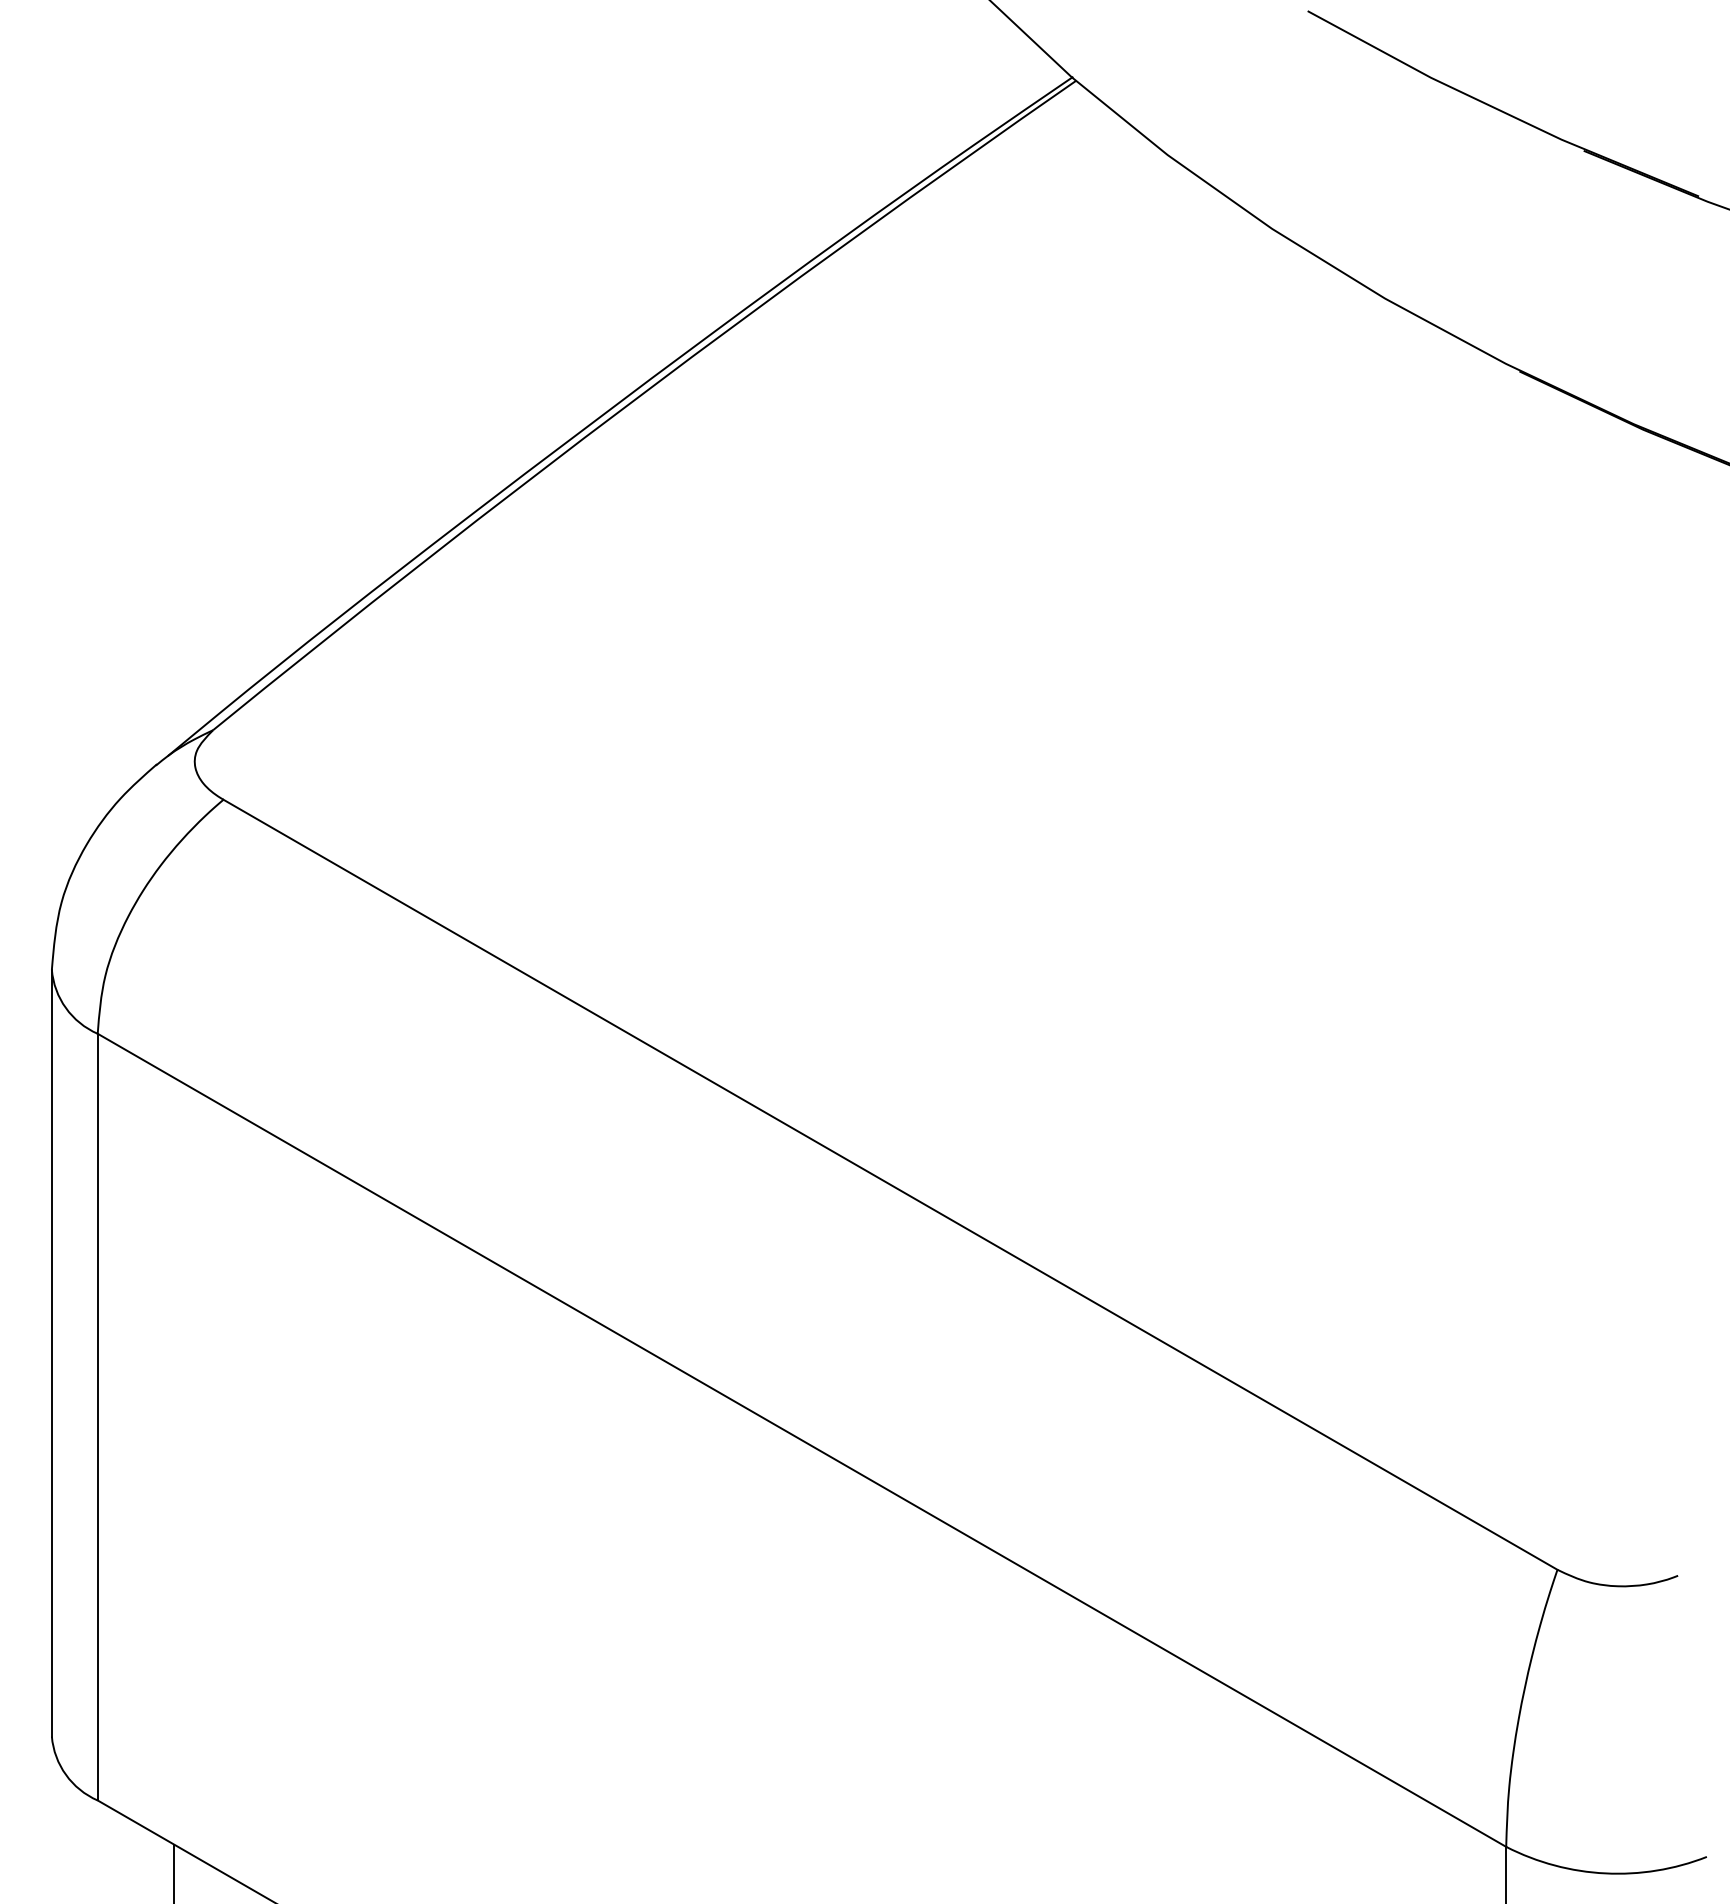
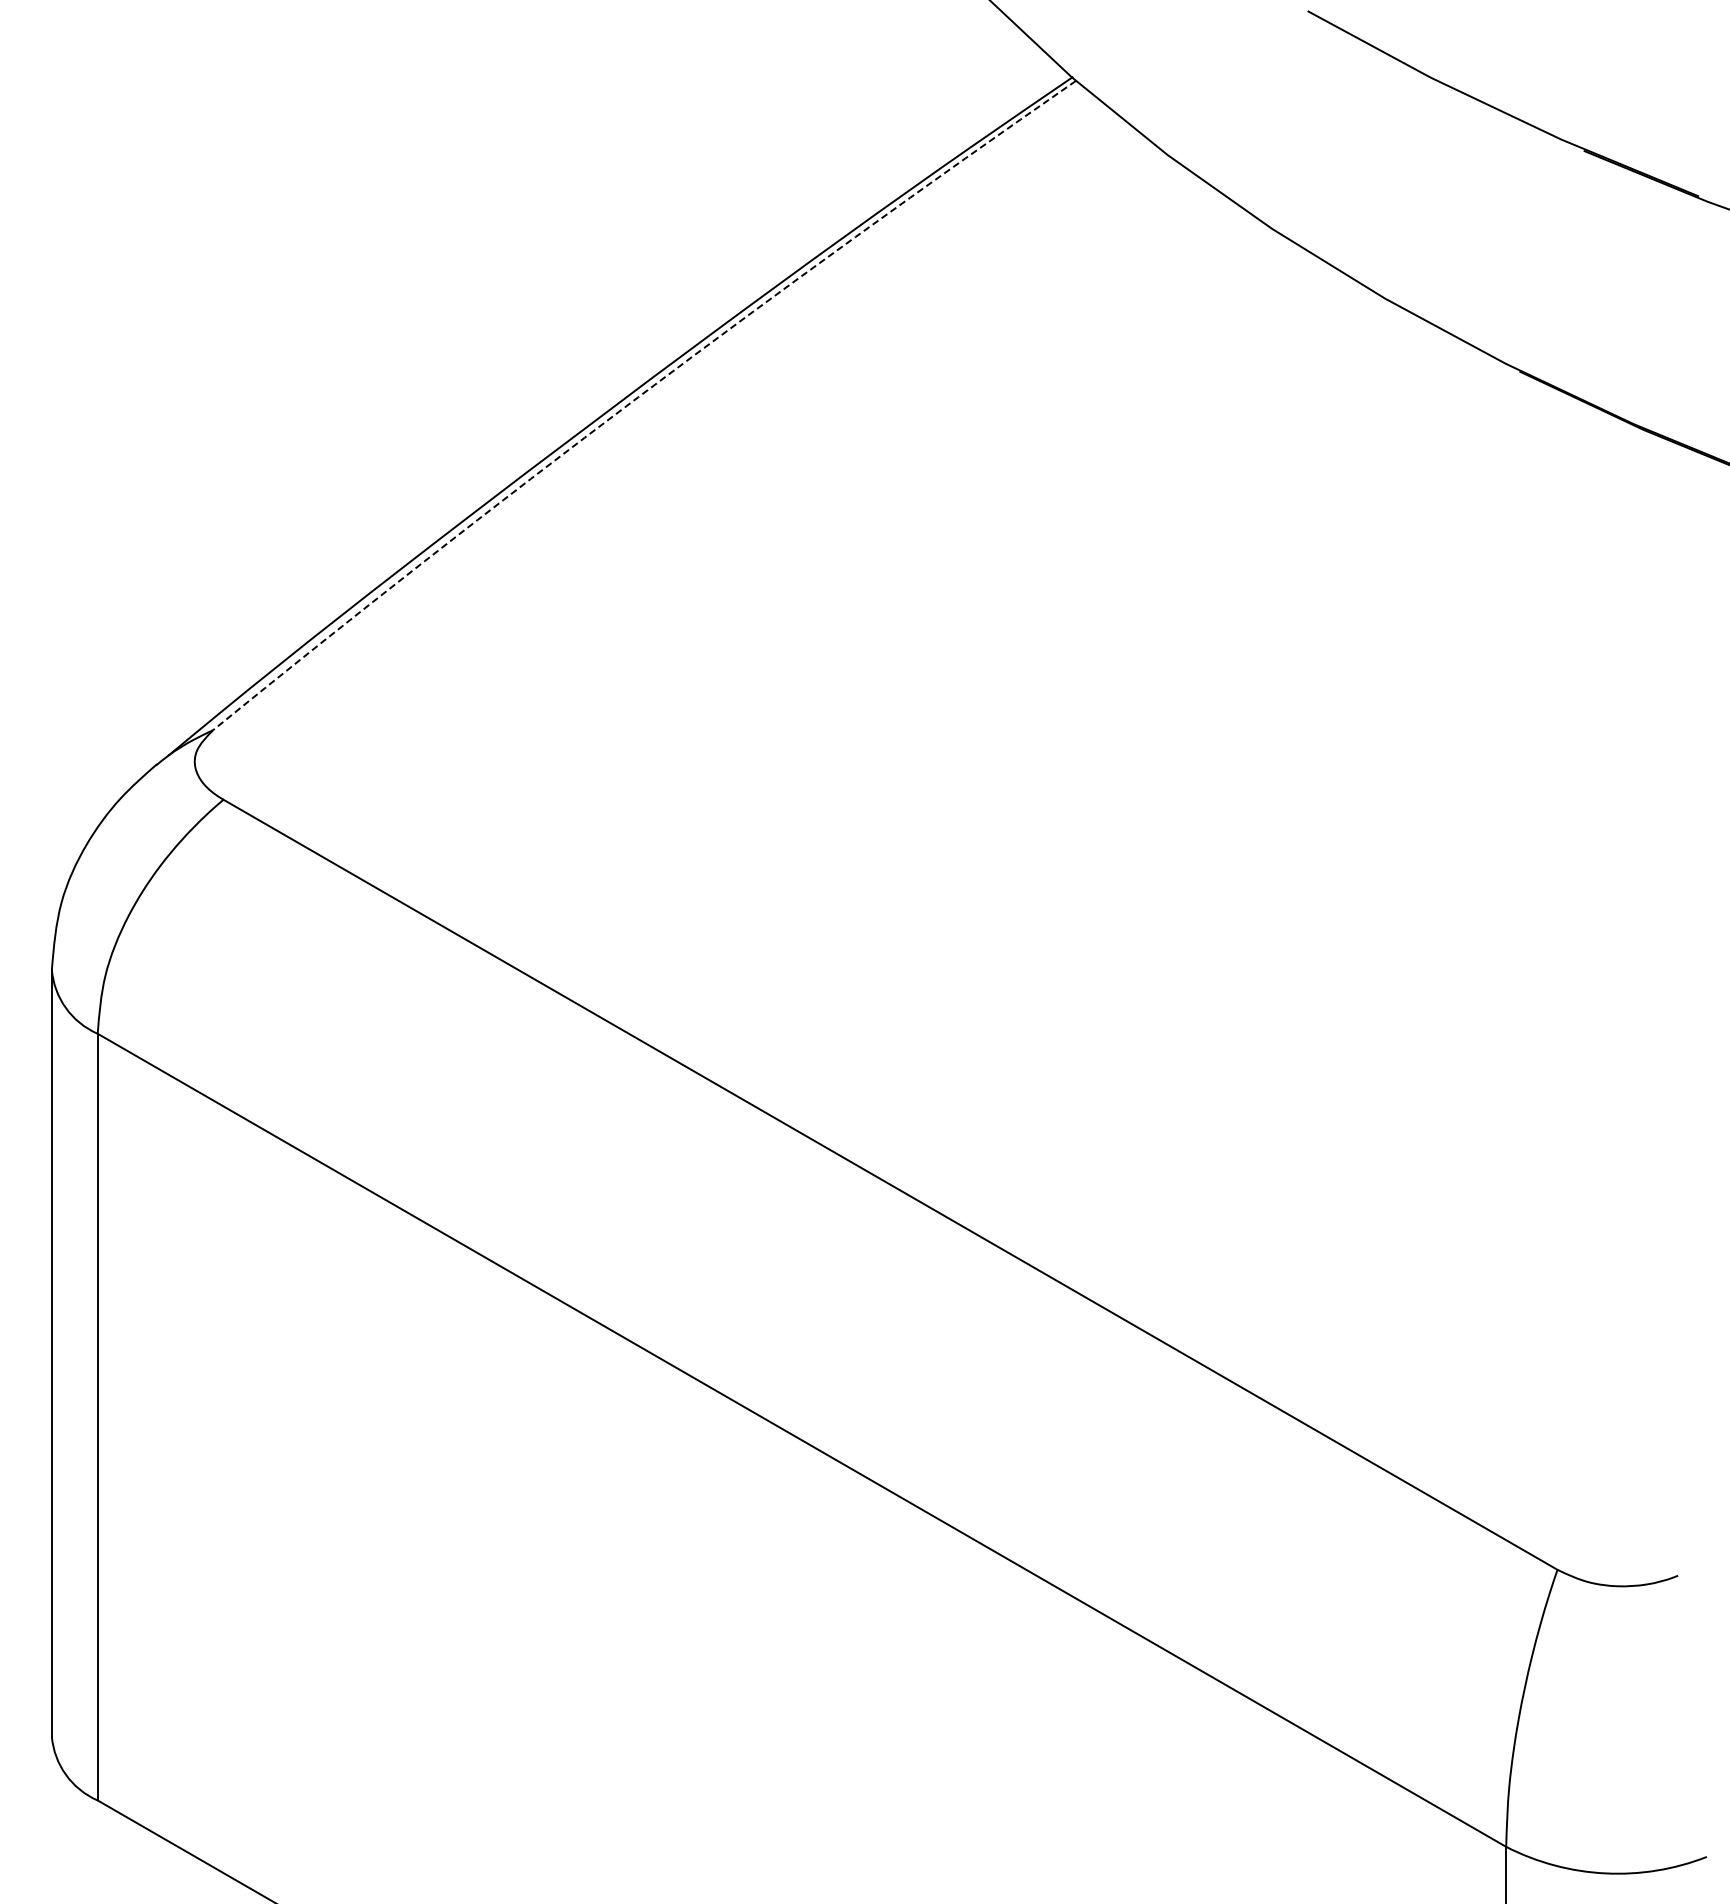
arc: solid -> dashed (638, 397)
line: present -> none (174, 1872)
